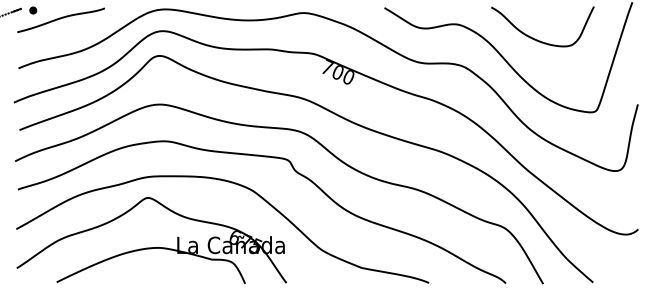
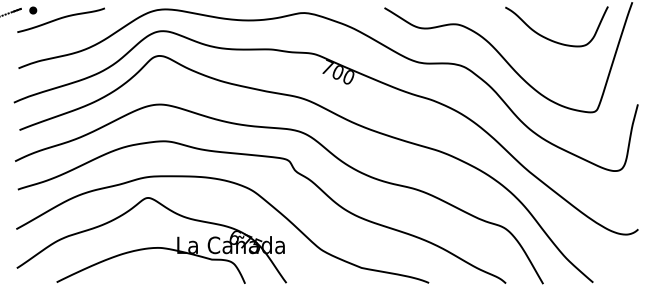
part position: (535, 38) -> (549, 38) (549, 38)
